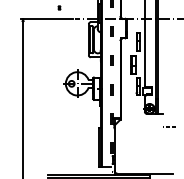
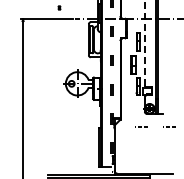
line: solid -> dashed (144, 42)
line: none -> present (141, 126)
